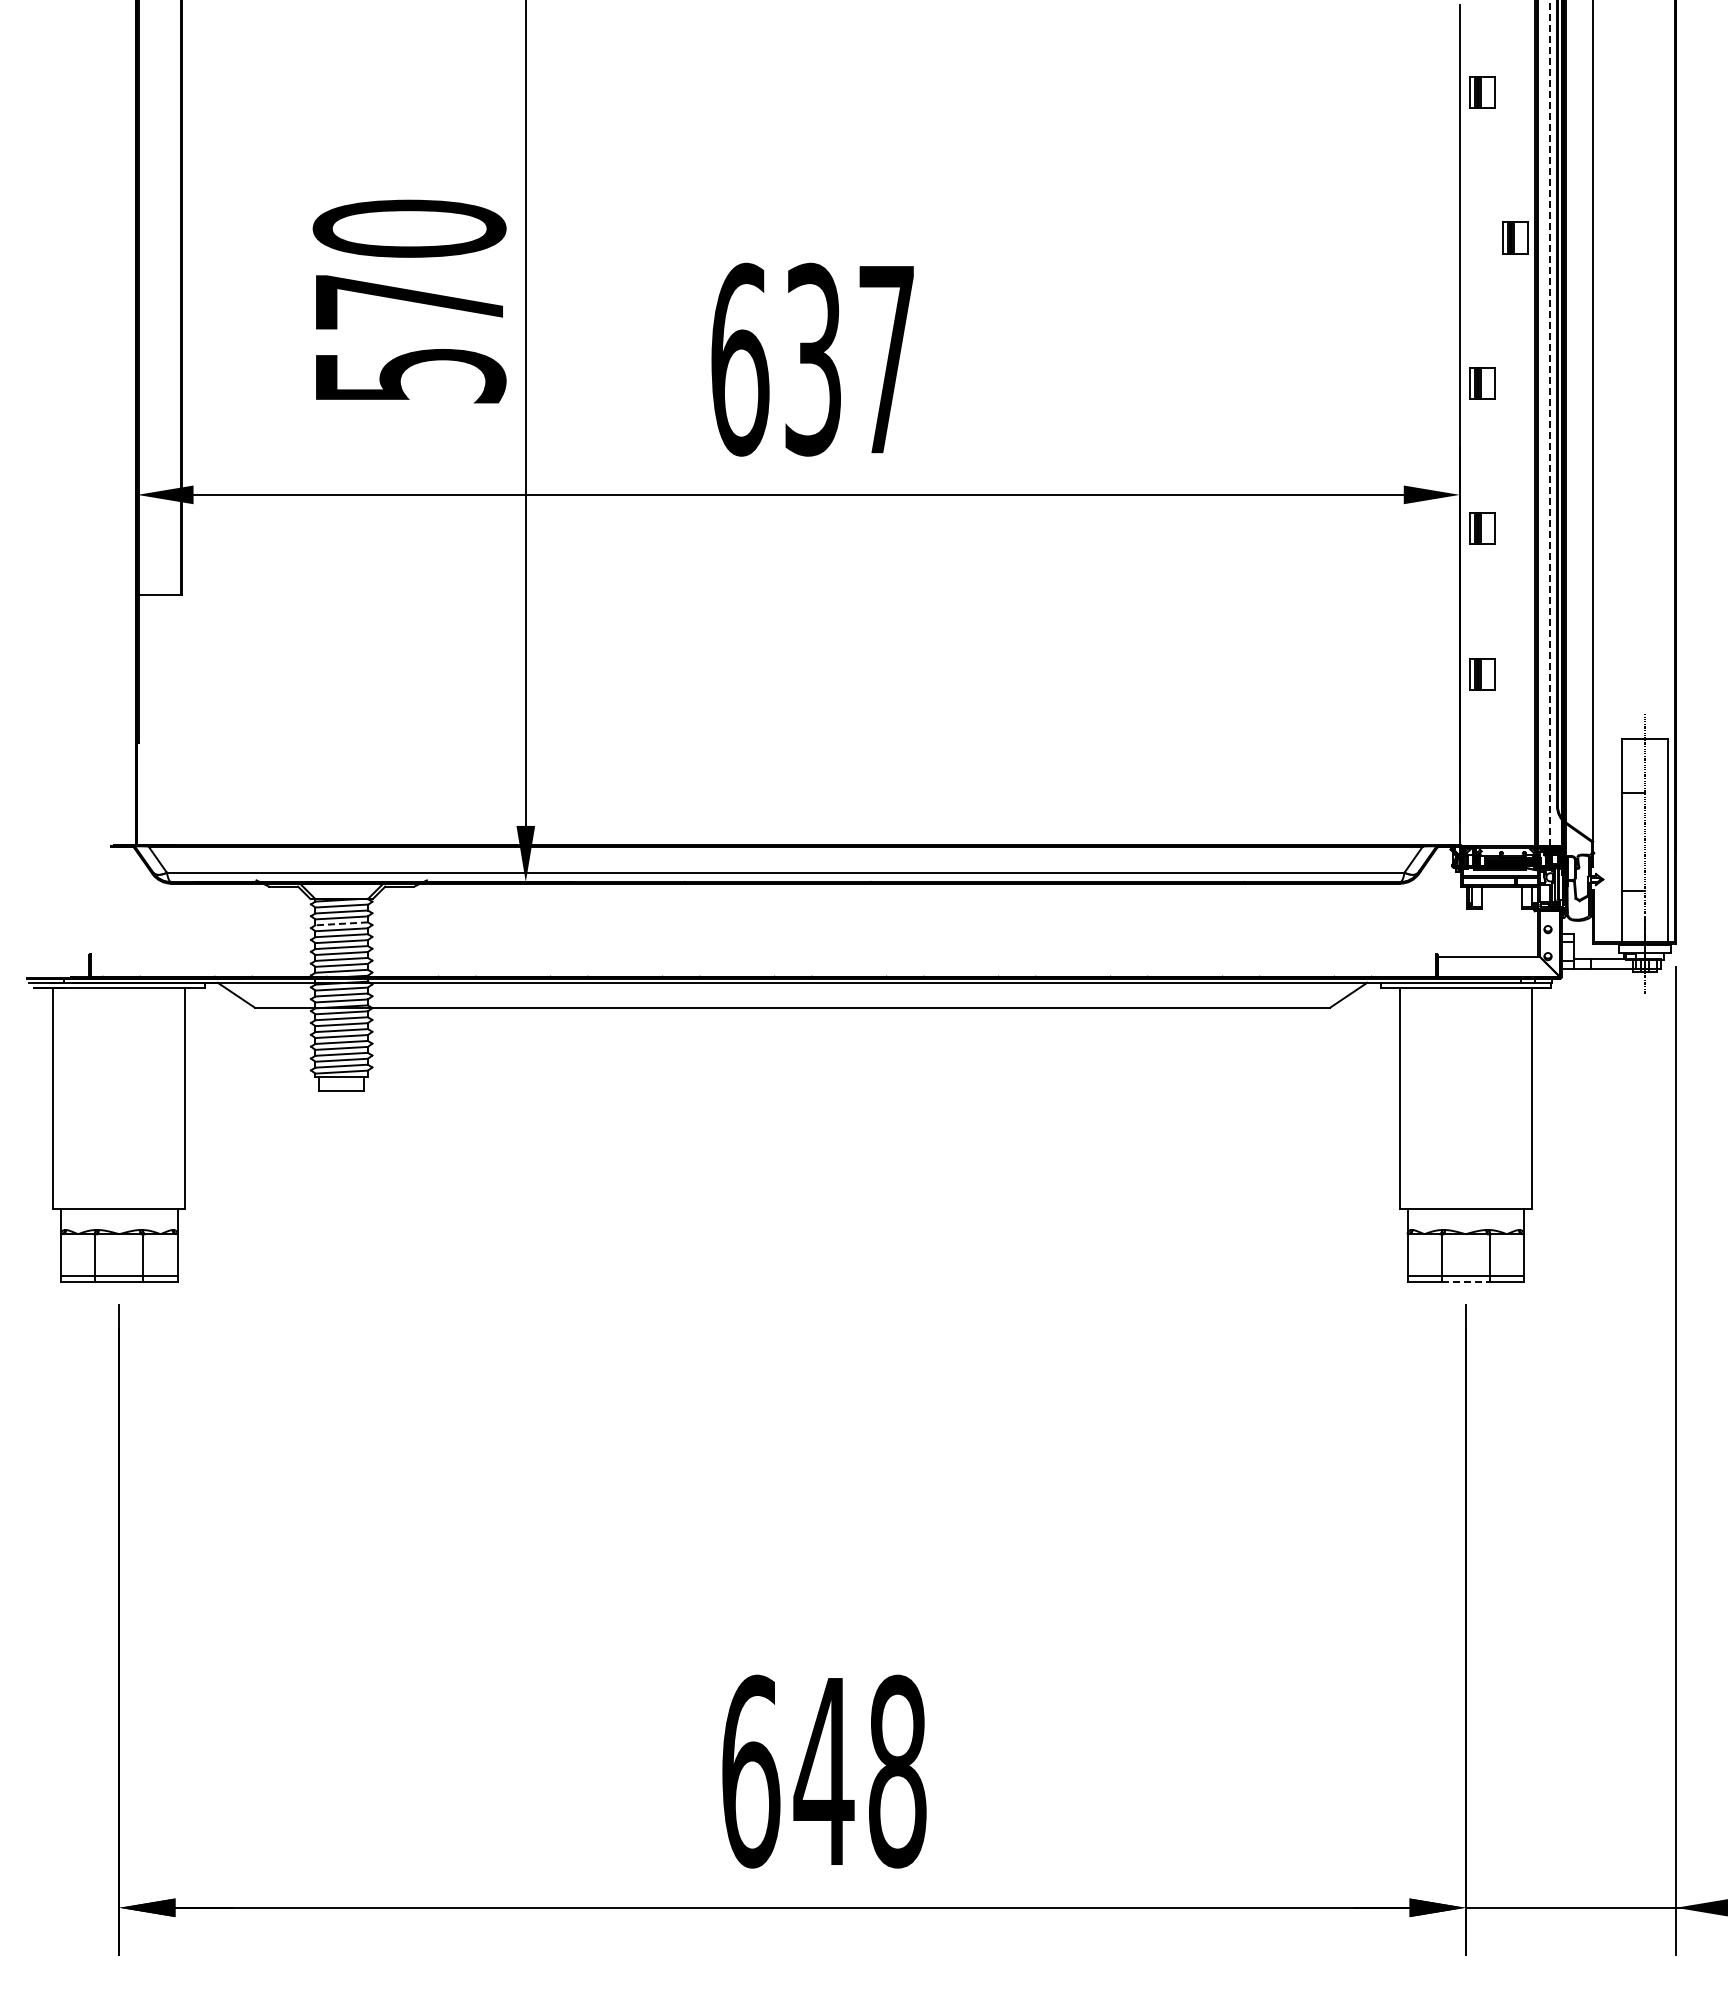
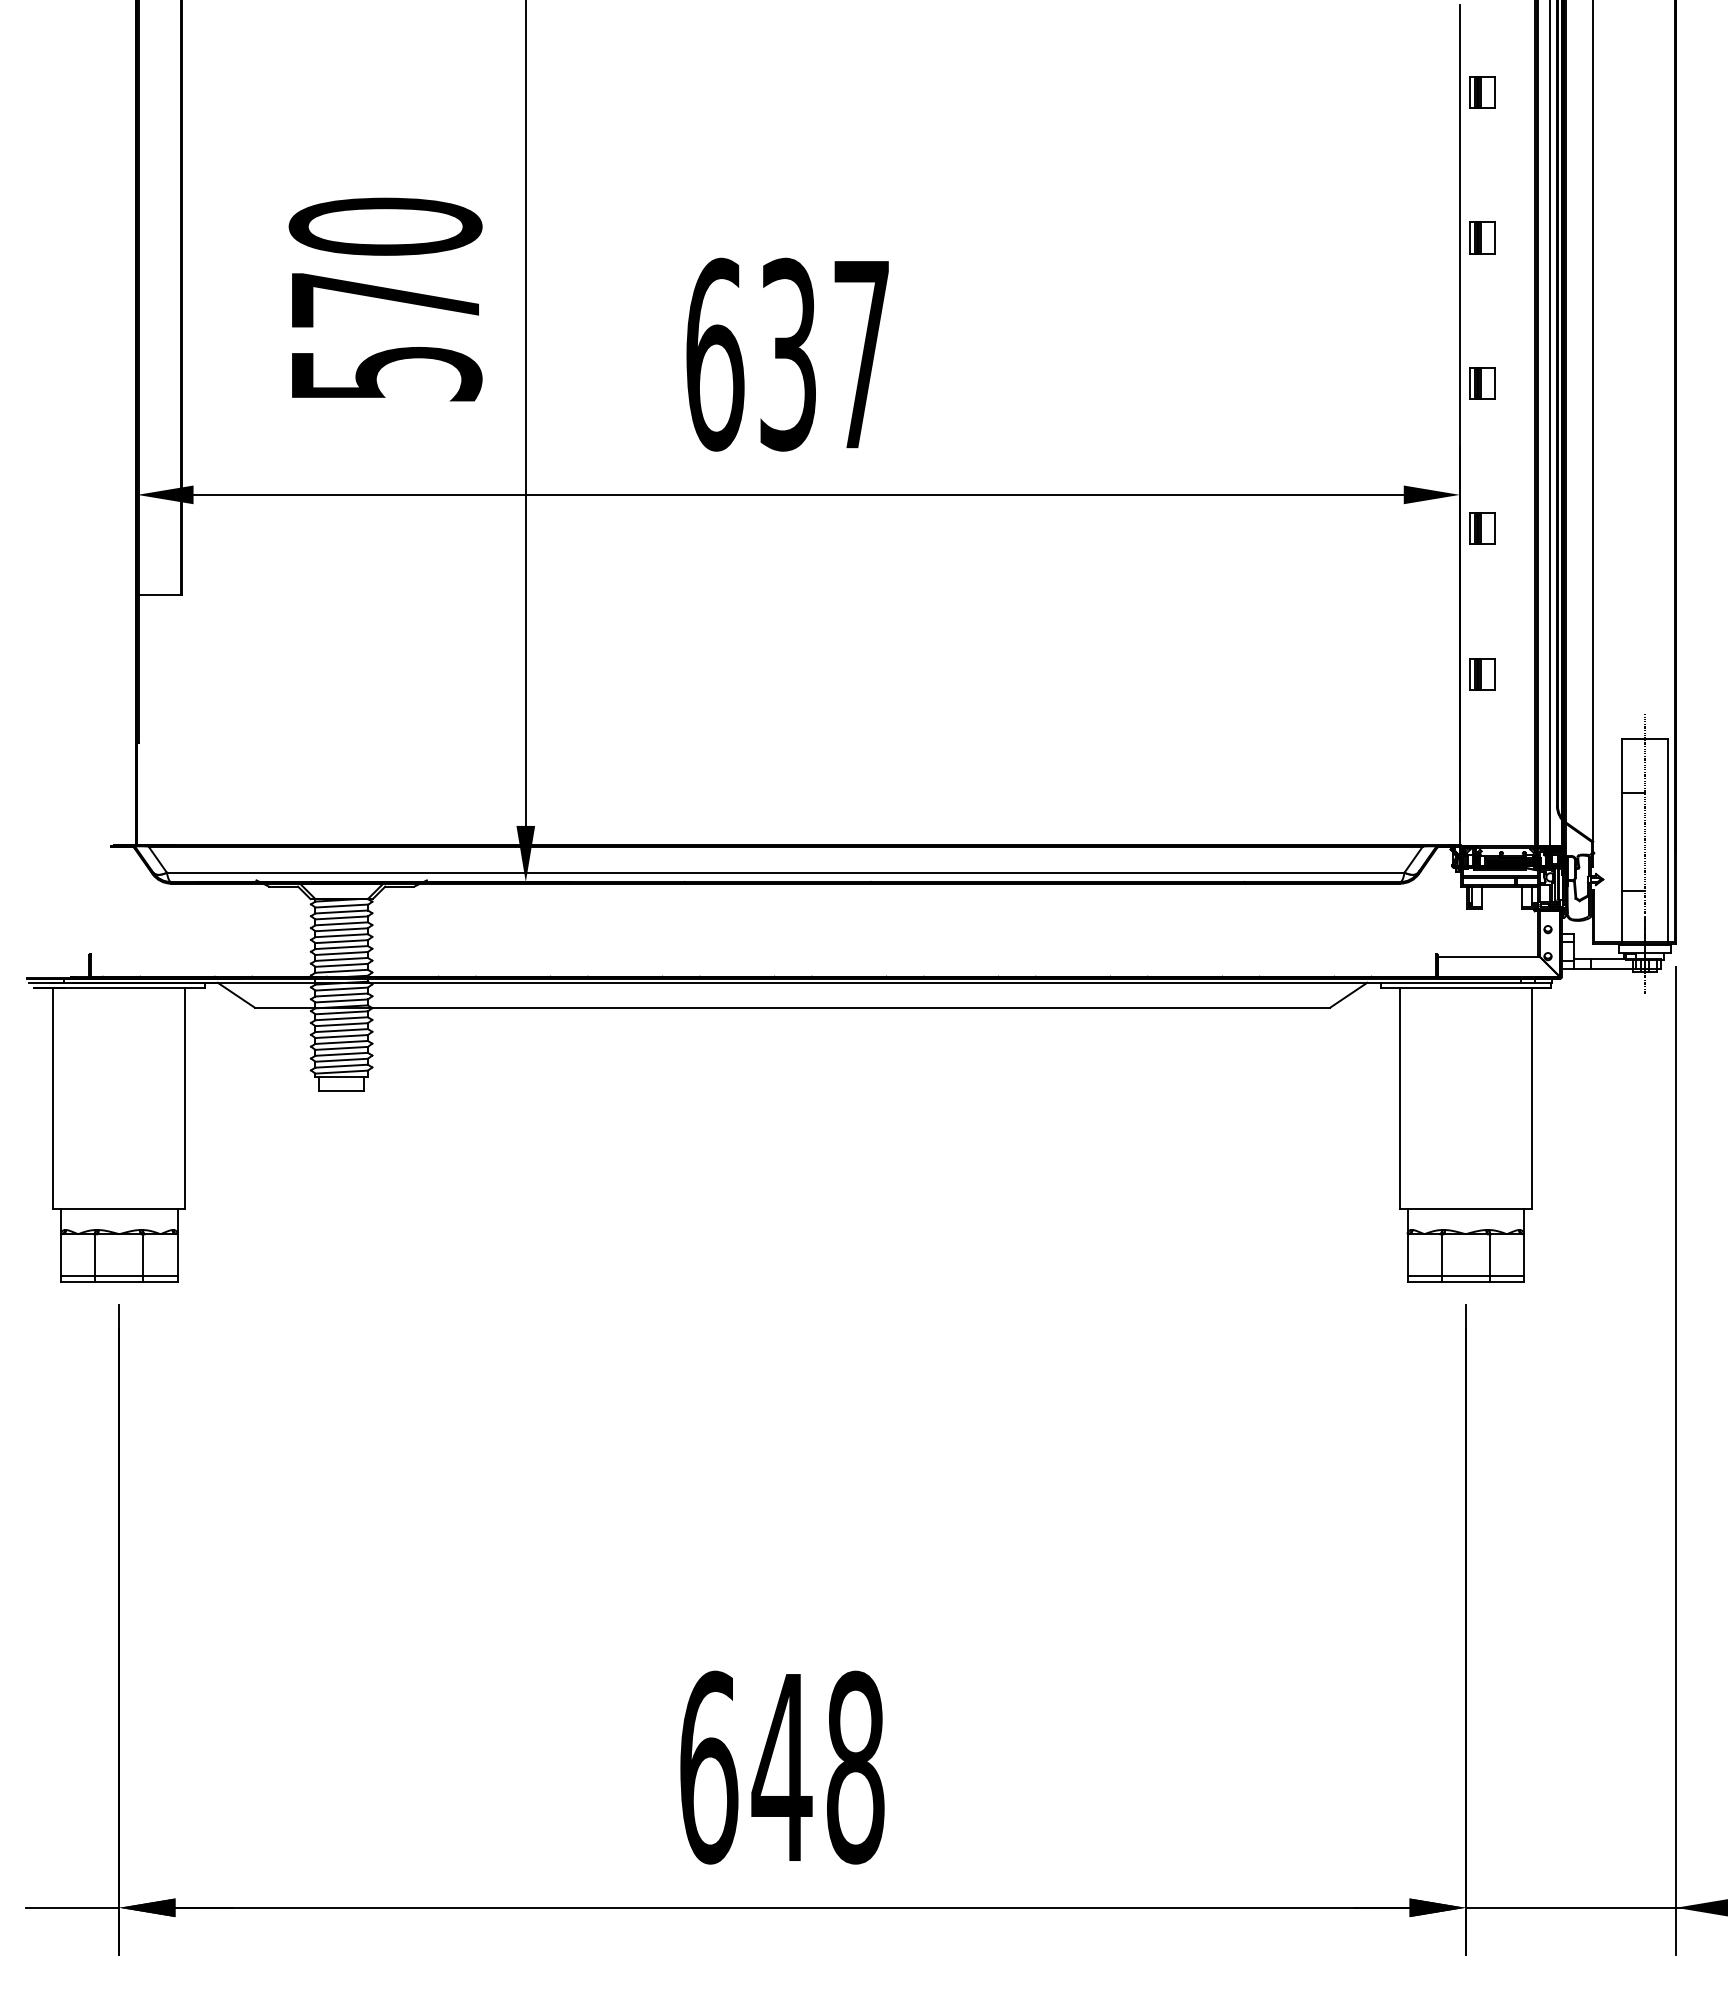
part position: (1515, 237) -> (1482, 237) (1482, 237)
text position: (409, 301) -> (385, 299) (385, 299)
text position: (812, 359) -> (787, 354) (787, 354)
line: dashed -> solid (1549, 422)
line: dashed -> solid (341, 923)
line: dashed -> solid (1466, 1281)
text position: (824, 1771) -> (782, 1767) (782, 1767)
line: none -> present (72, 1907)
